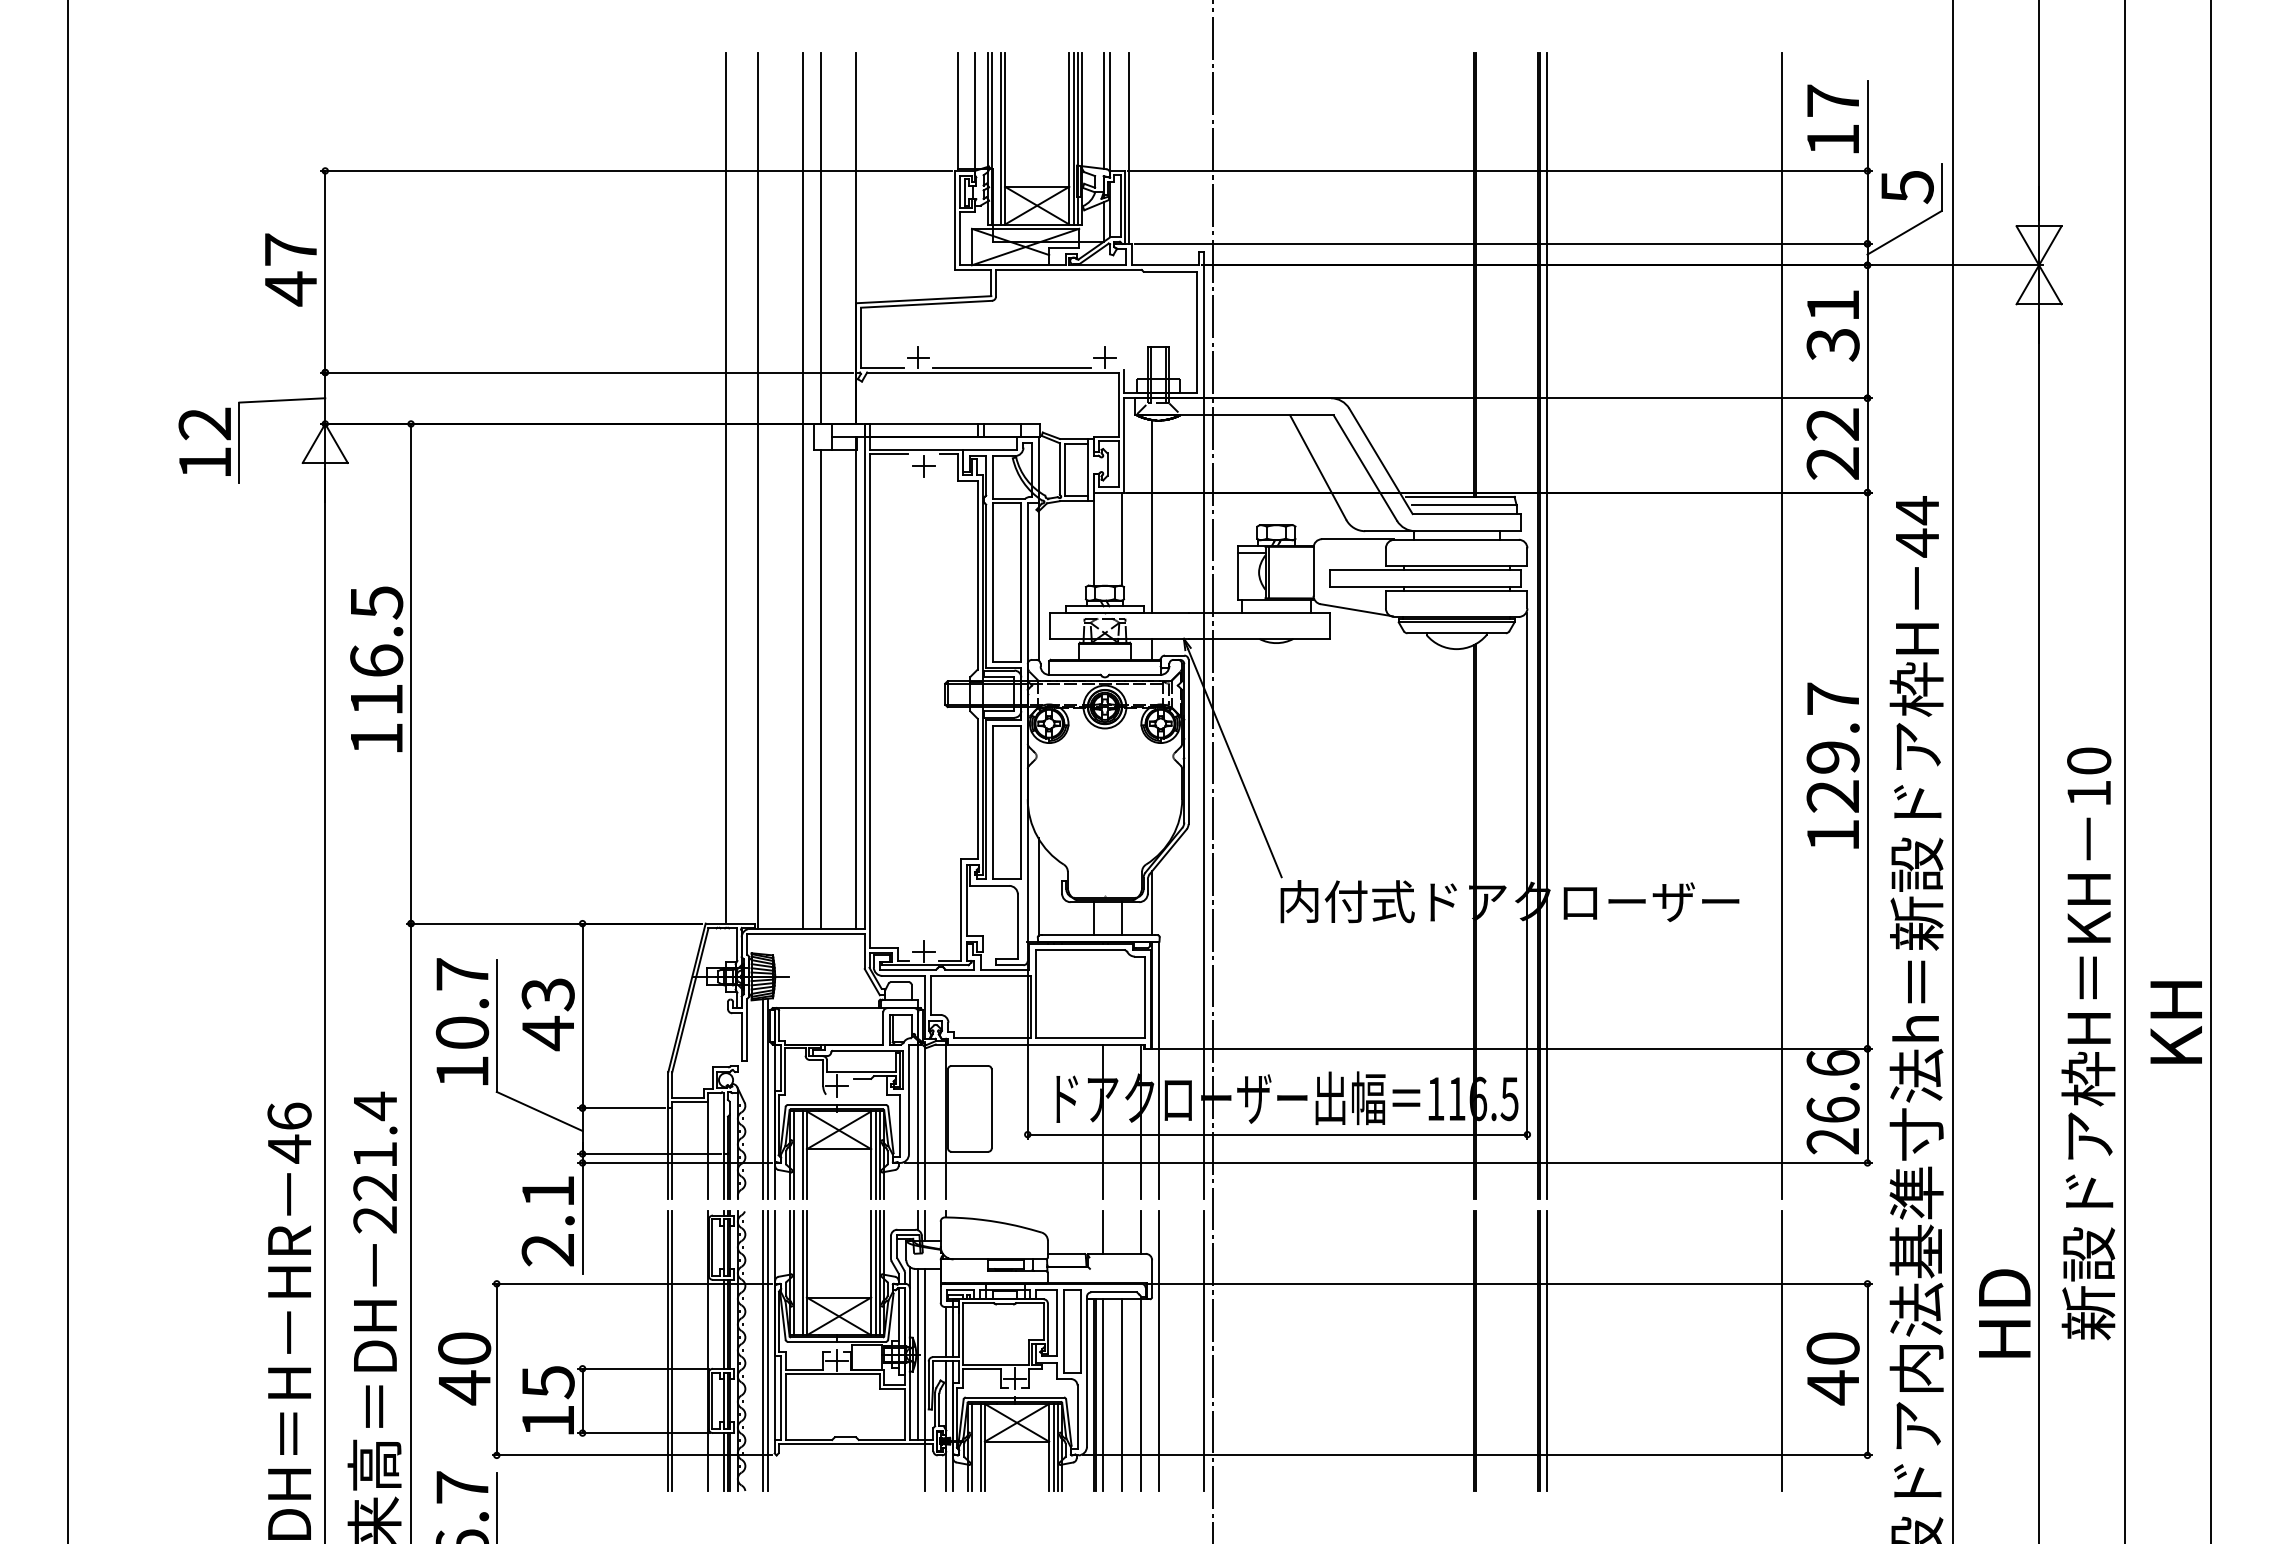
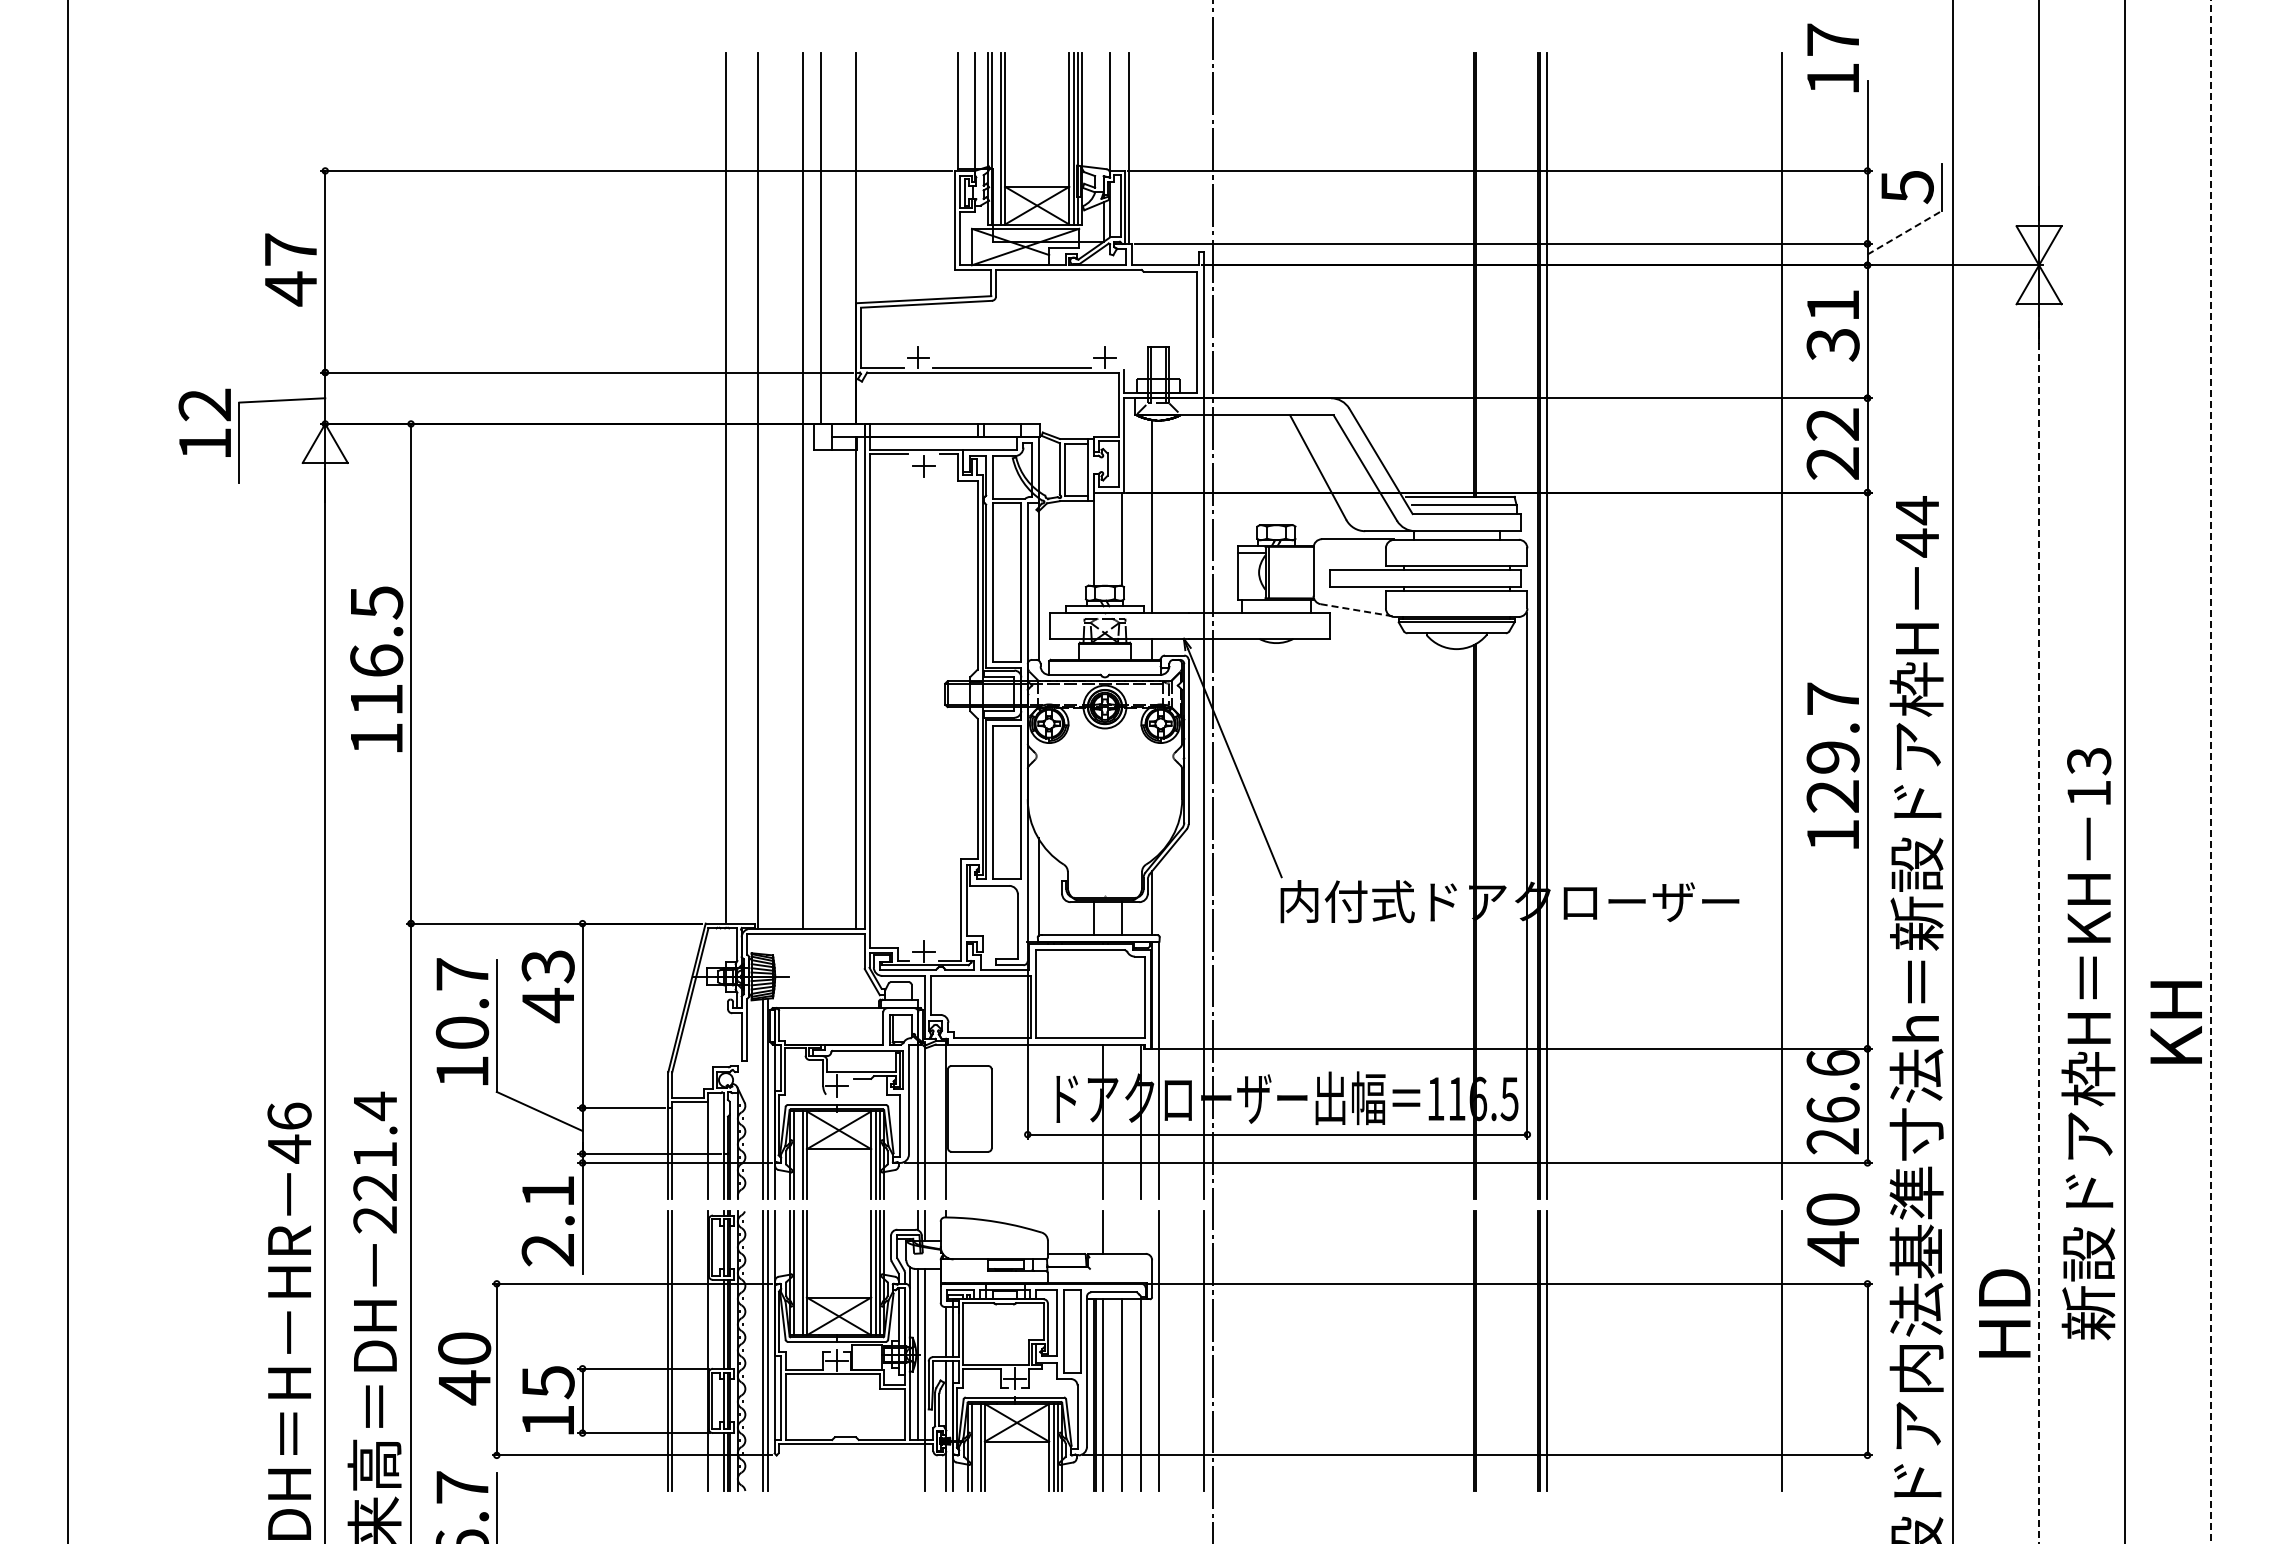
line: present -> none (1103, 110)
text position: (1832, 118) -> (1832, 57) (1832, 57)
line: solid -> dashed (1905, 232)
text position: (204, 441) -> (204, 422) (204, 422)
line: solid -> dashed (1356, 610)
line: present -> none (820, 688)
text: 10 -> 13 (2089, 761)
line: solid -> dashed (2210, 771)
line: solid -> dashed (2039, 927)
text position: (547, 1014) -> (547, 986) (547, 986)
line: present -> none (1141, 1232)
text position: (1832, 1368) -> (1832, 1229) (1832, 1229)
